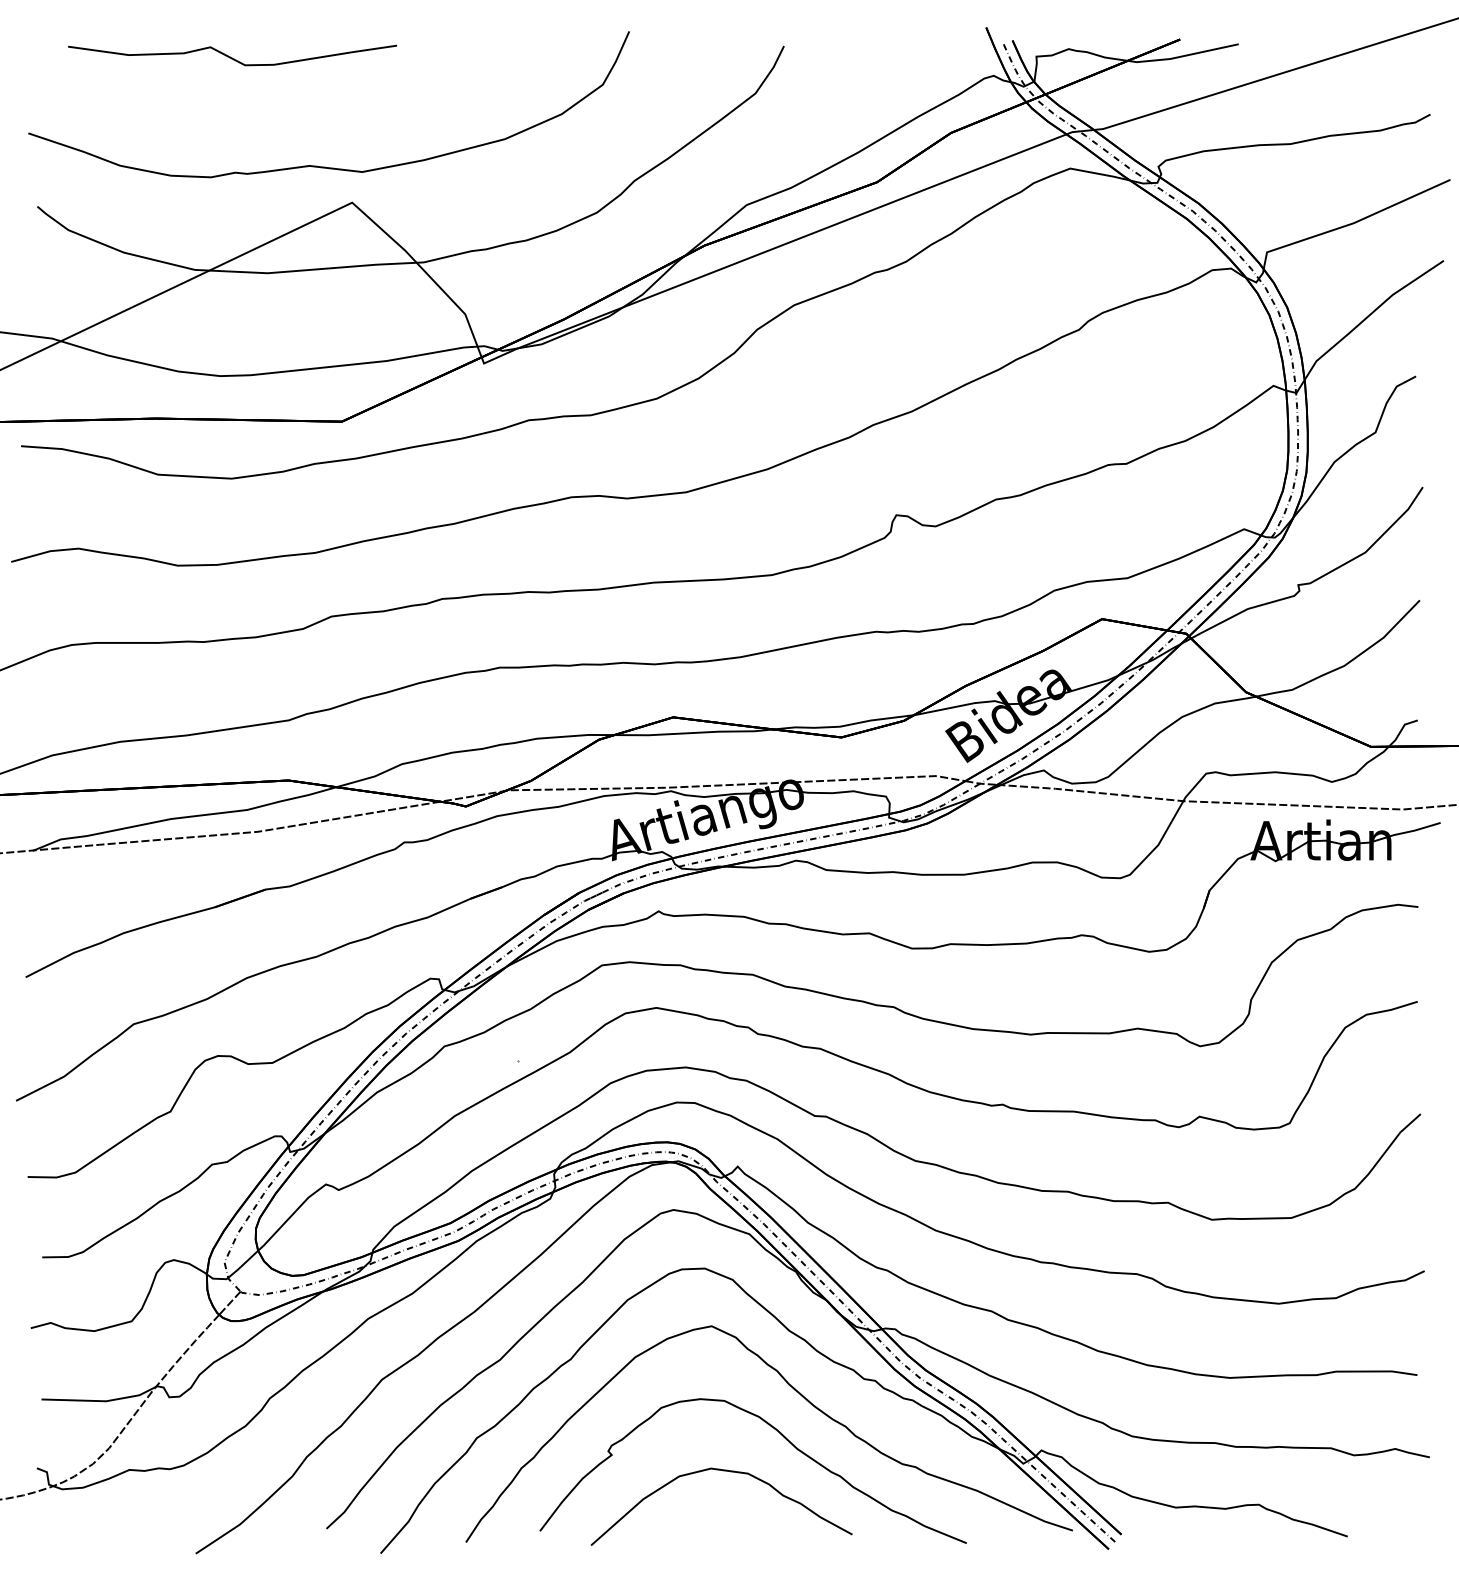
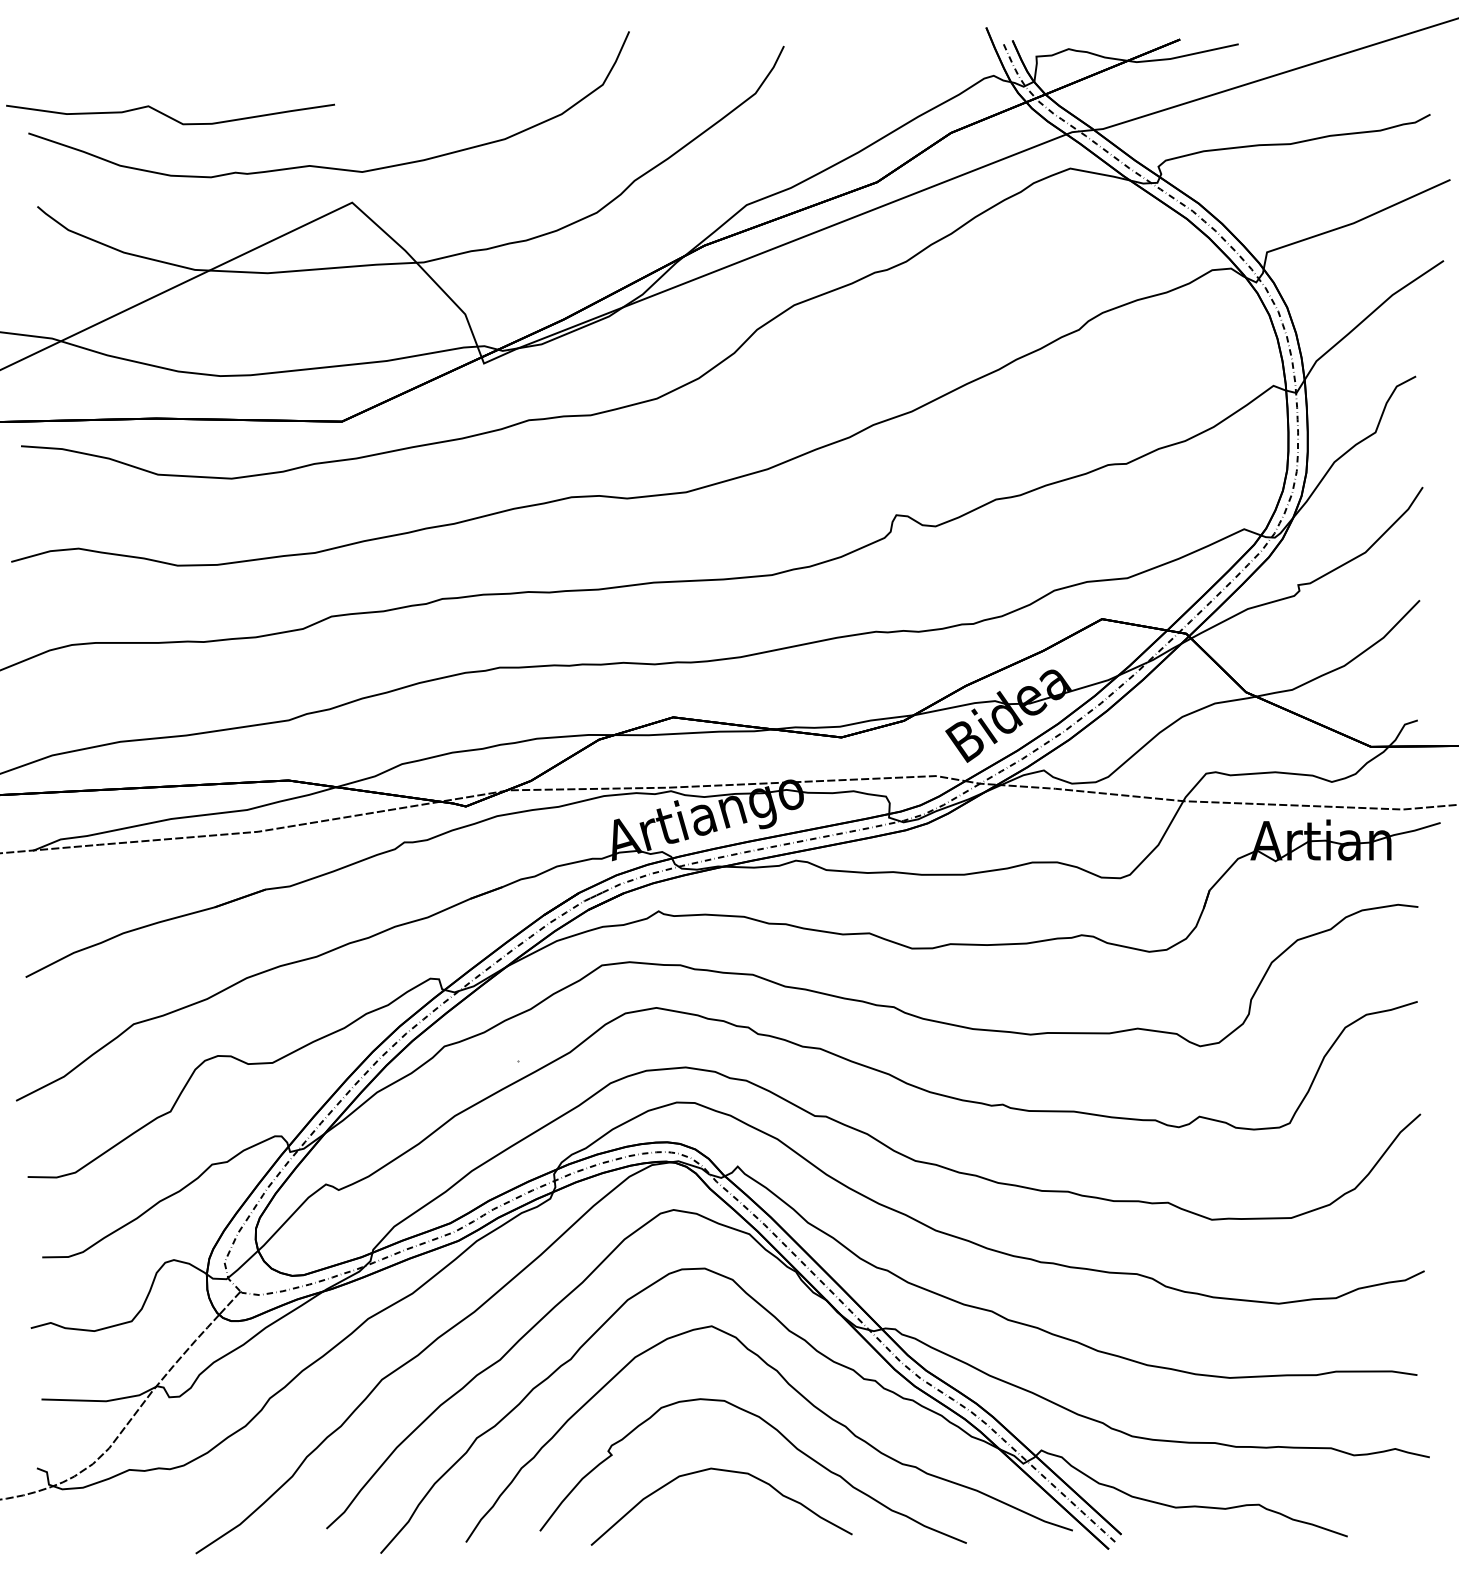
curve position: (232, 57) -> (170, 116) (170, 116)
